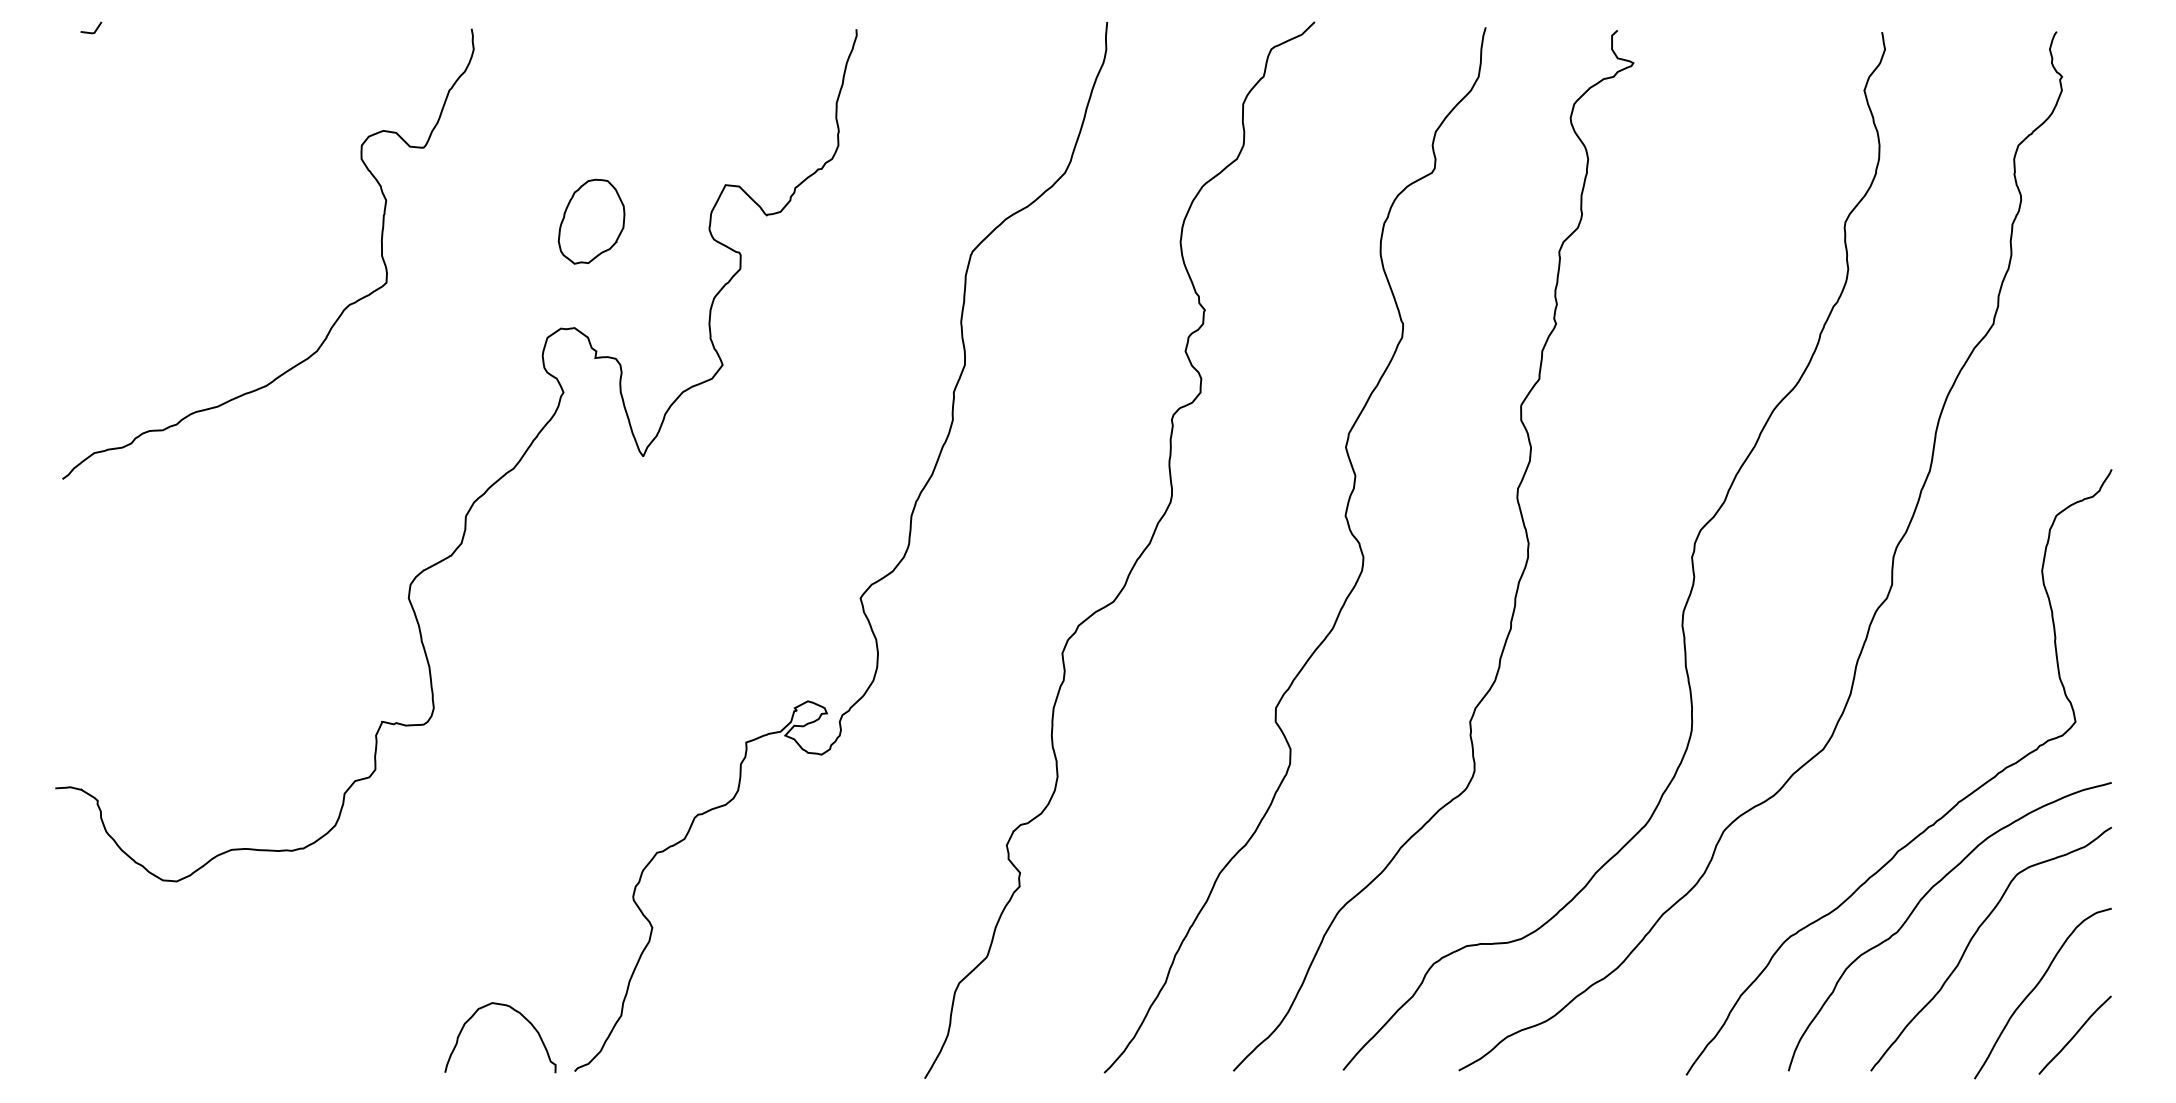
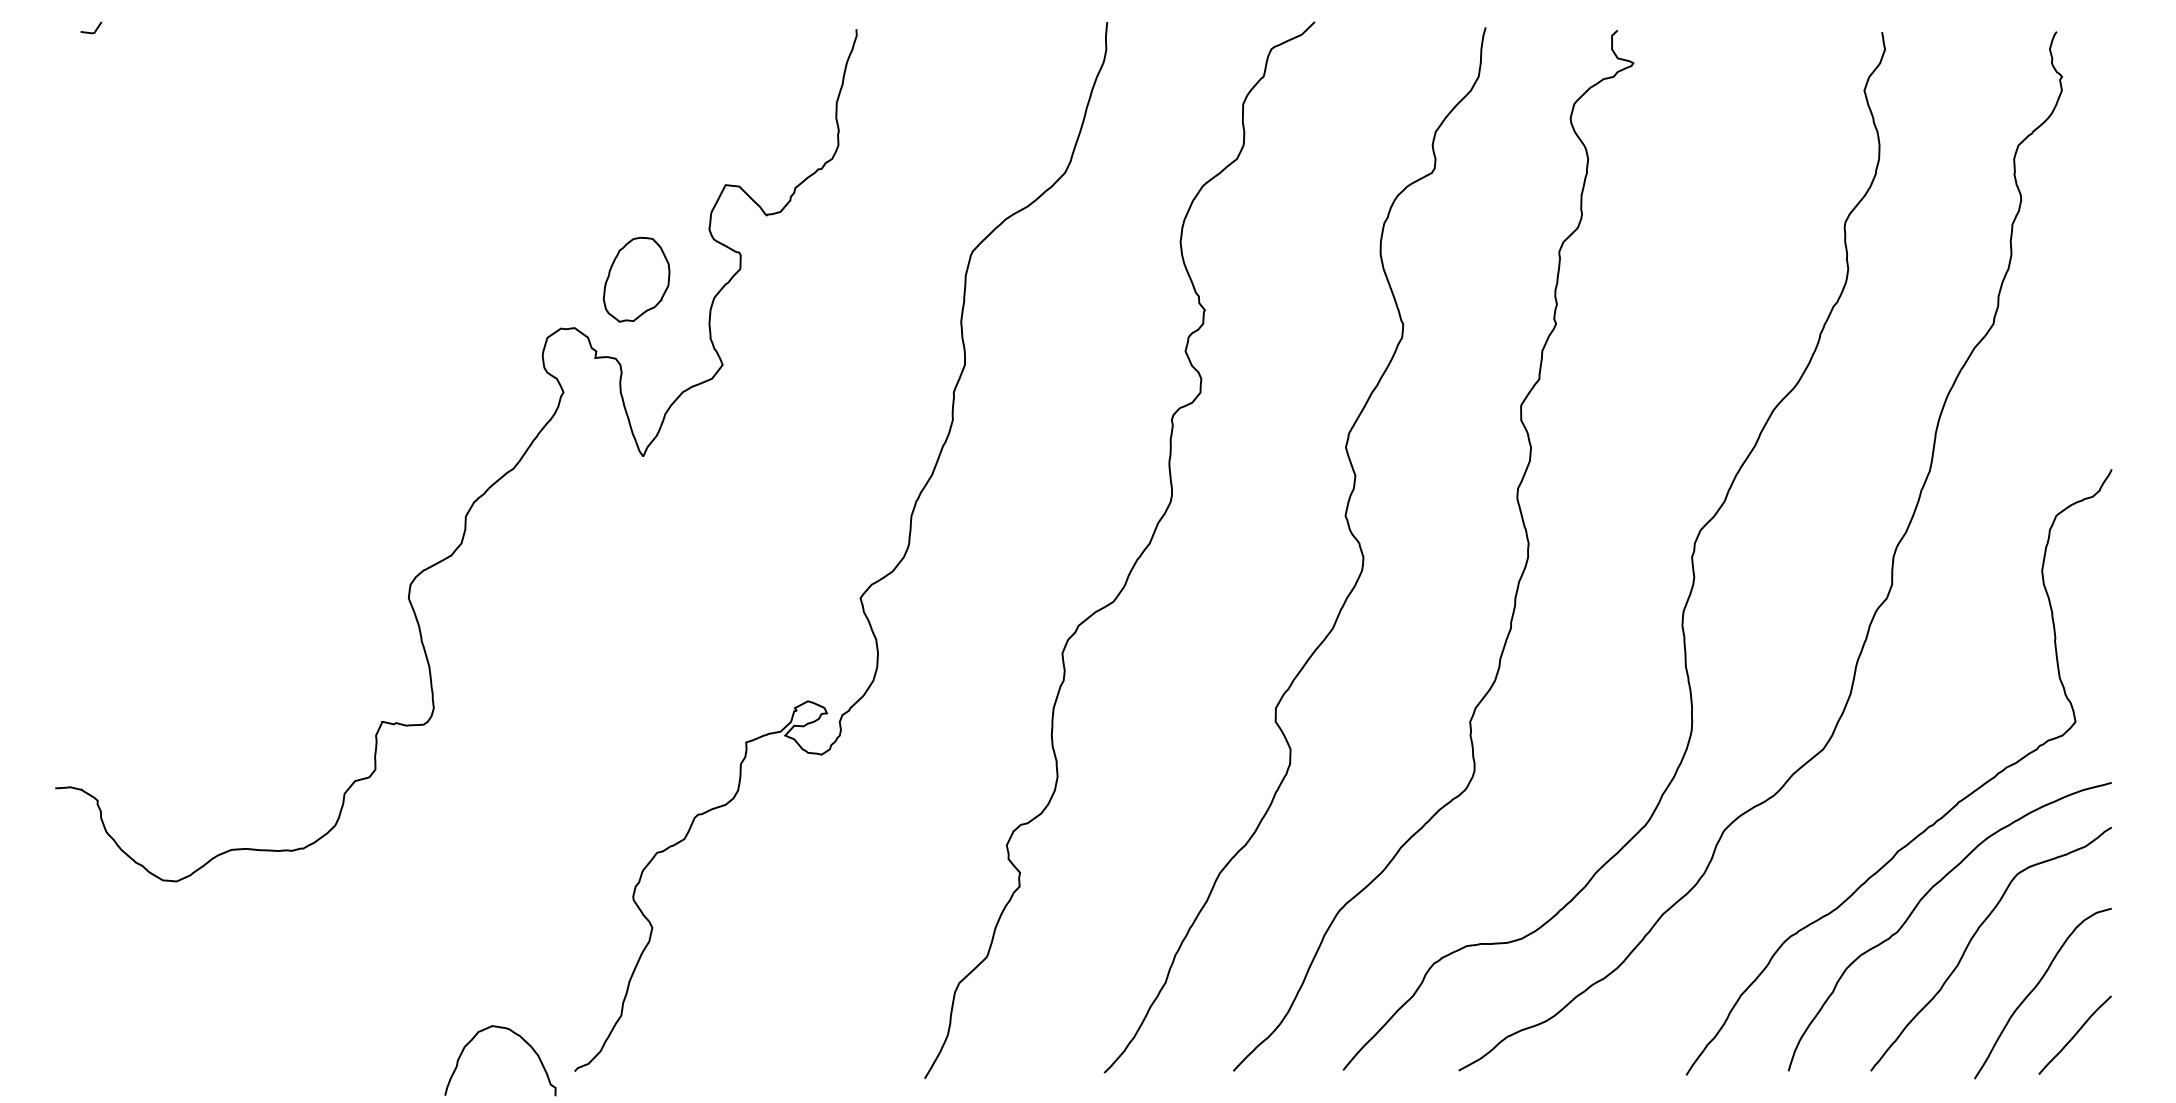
part position: (591, 221) -> (636, 279) (636, 279)
curve: present -> none (342, 310)
curve position: (516, 1012) -> (516, 1035) (516, 1035)
